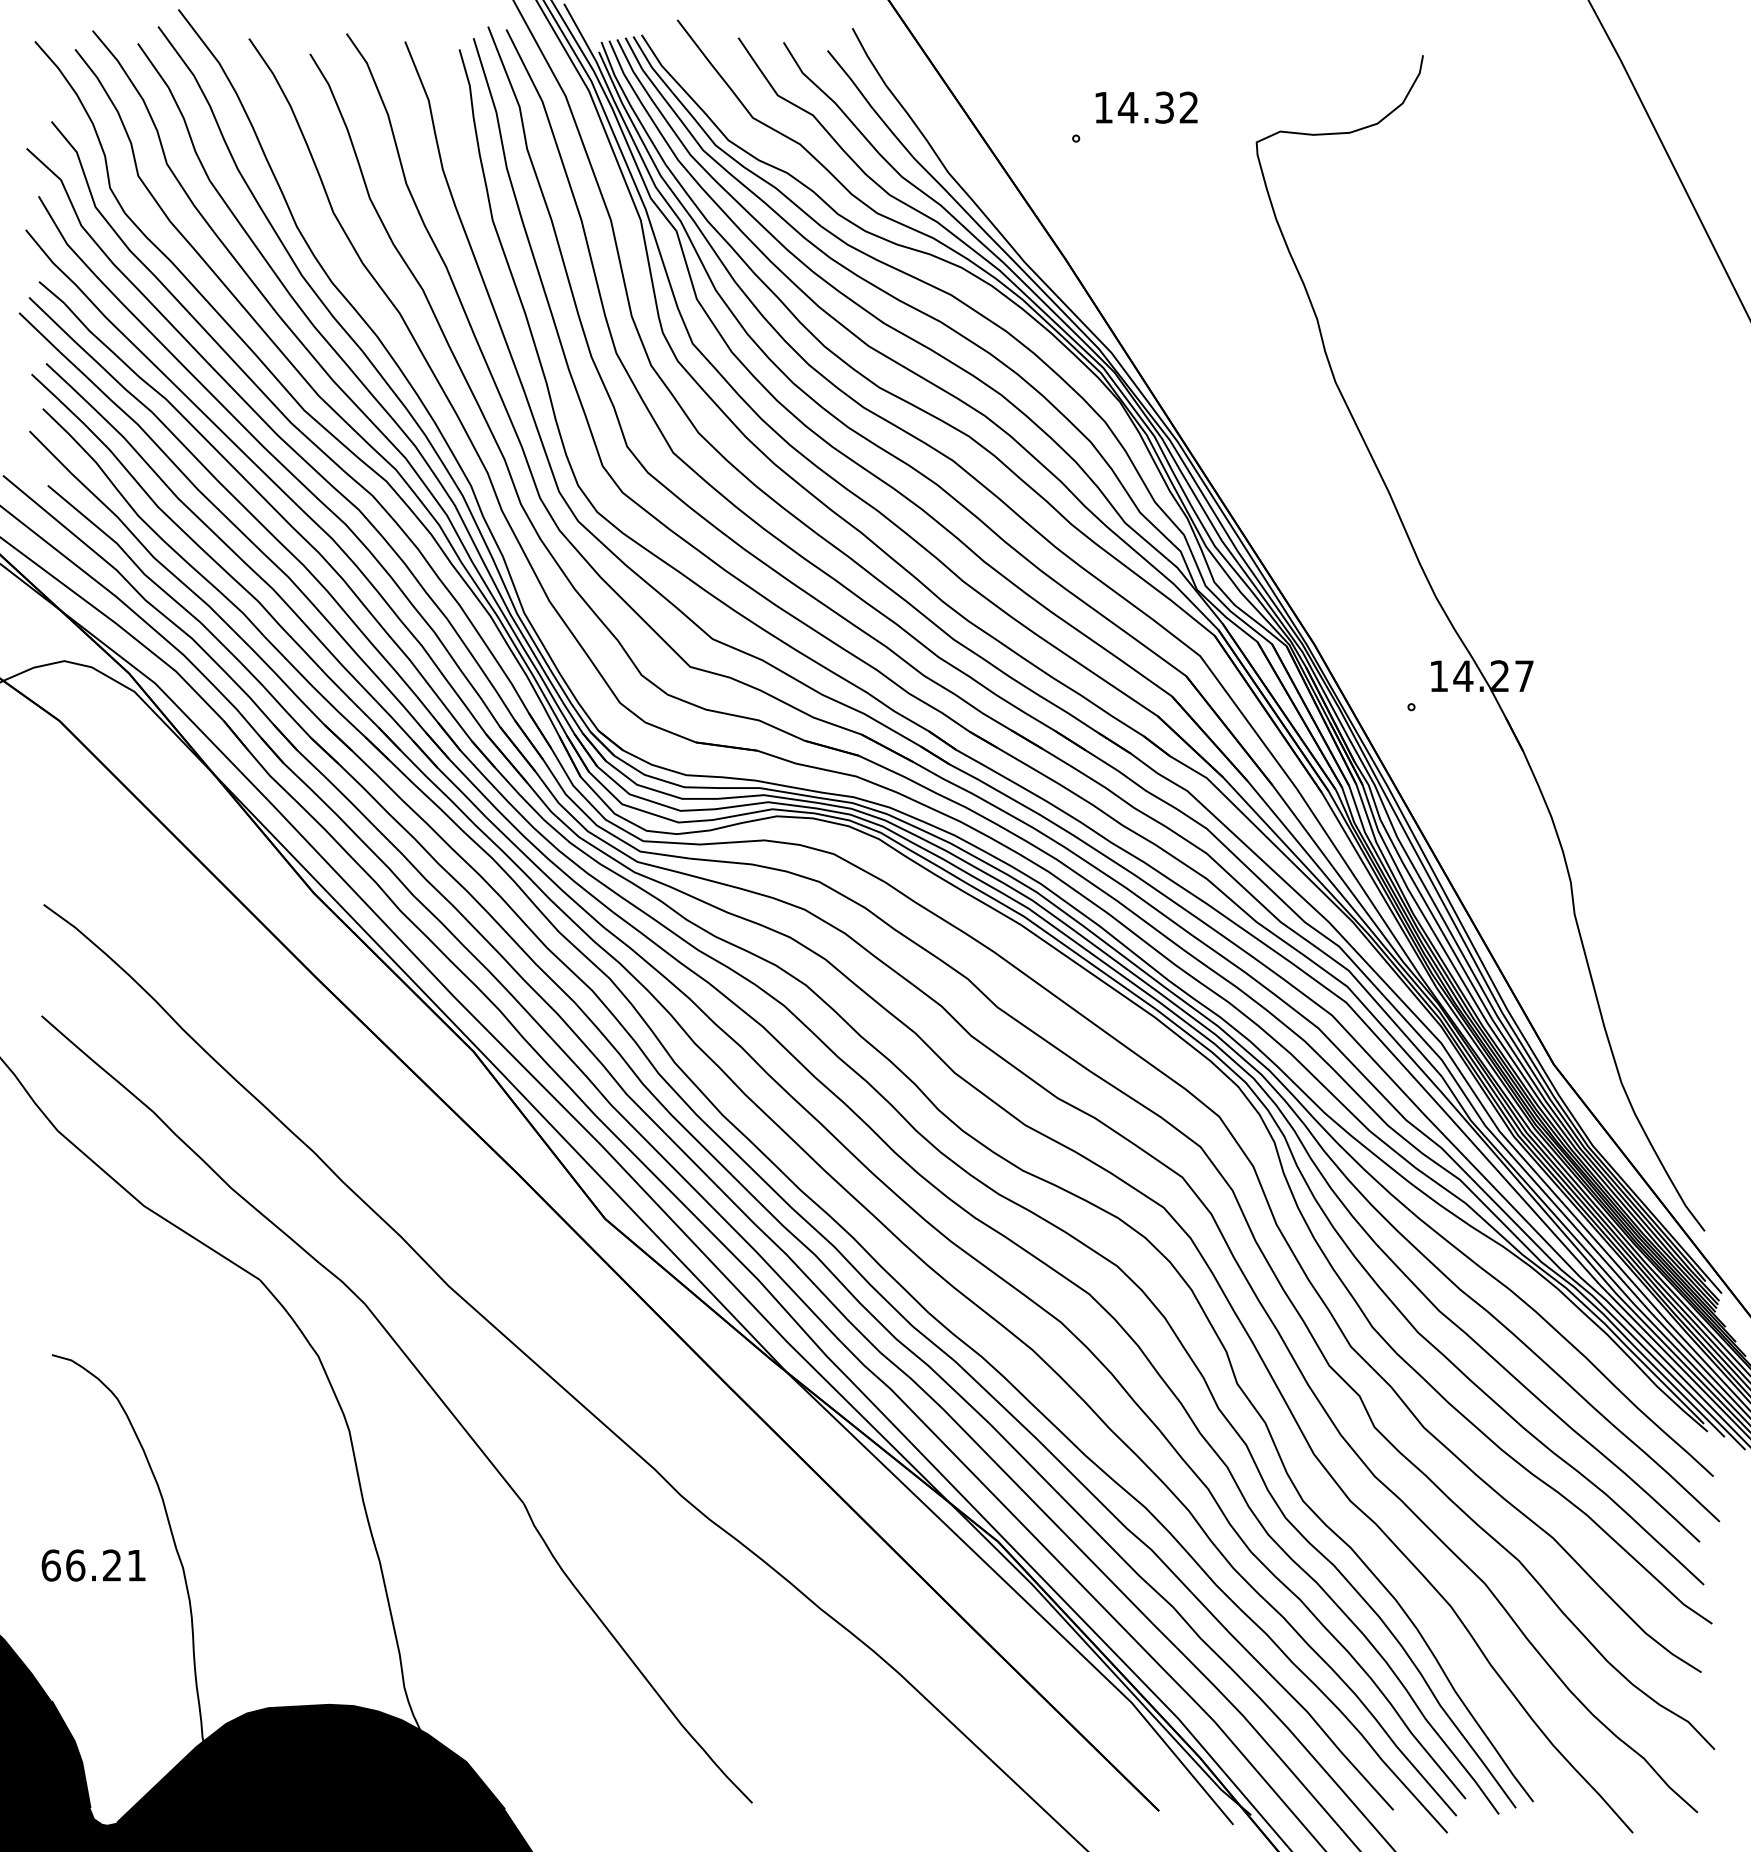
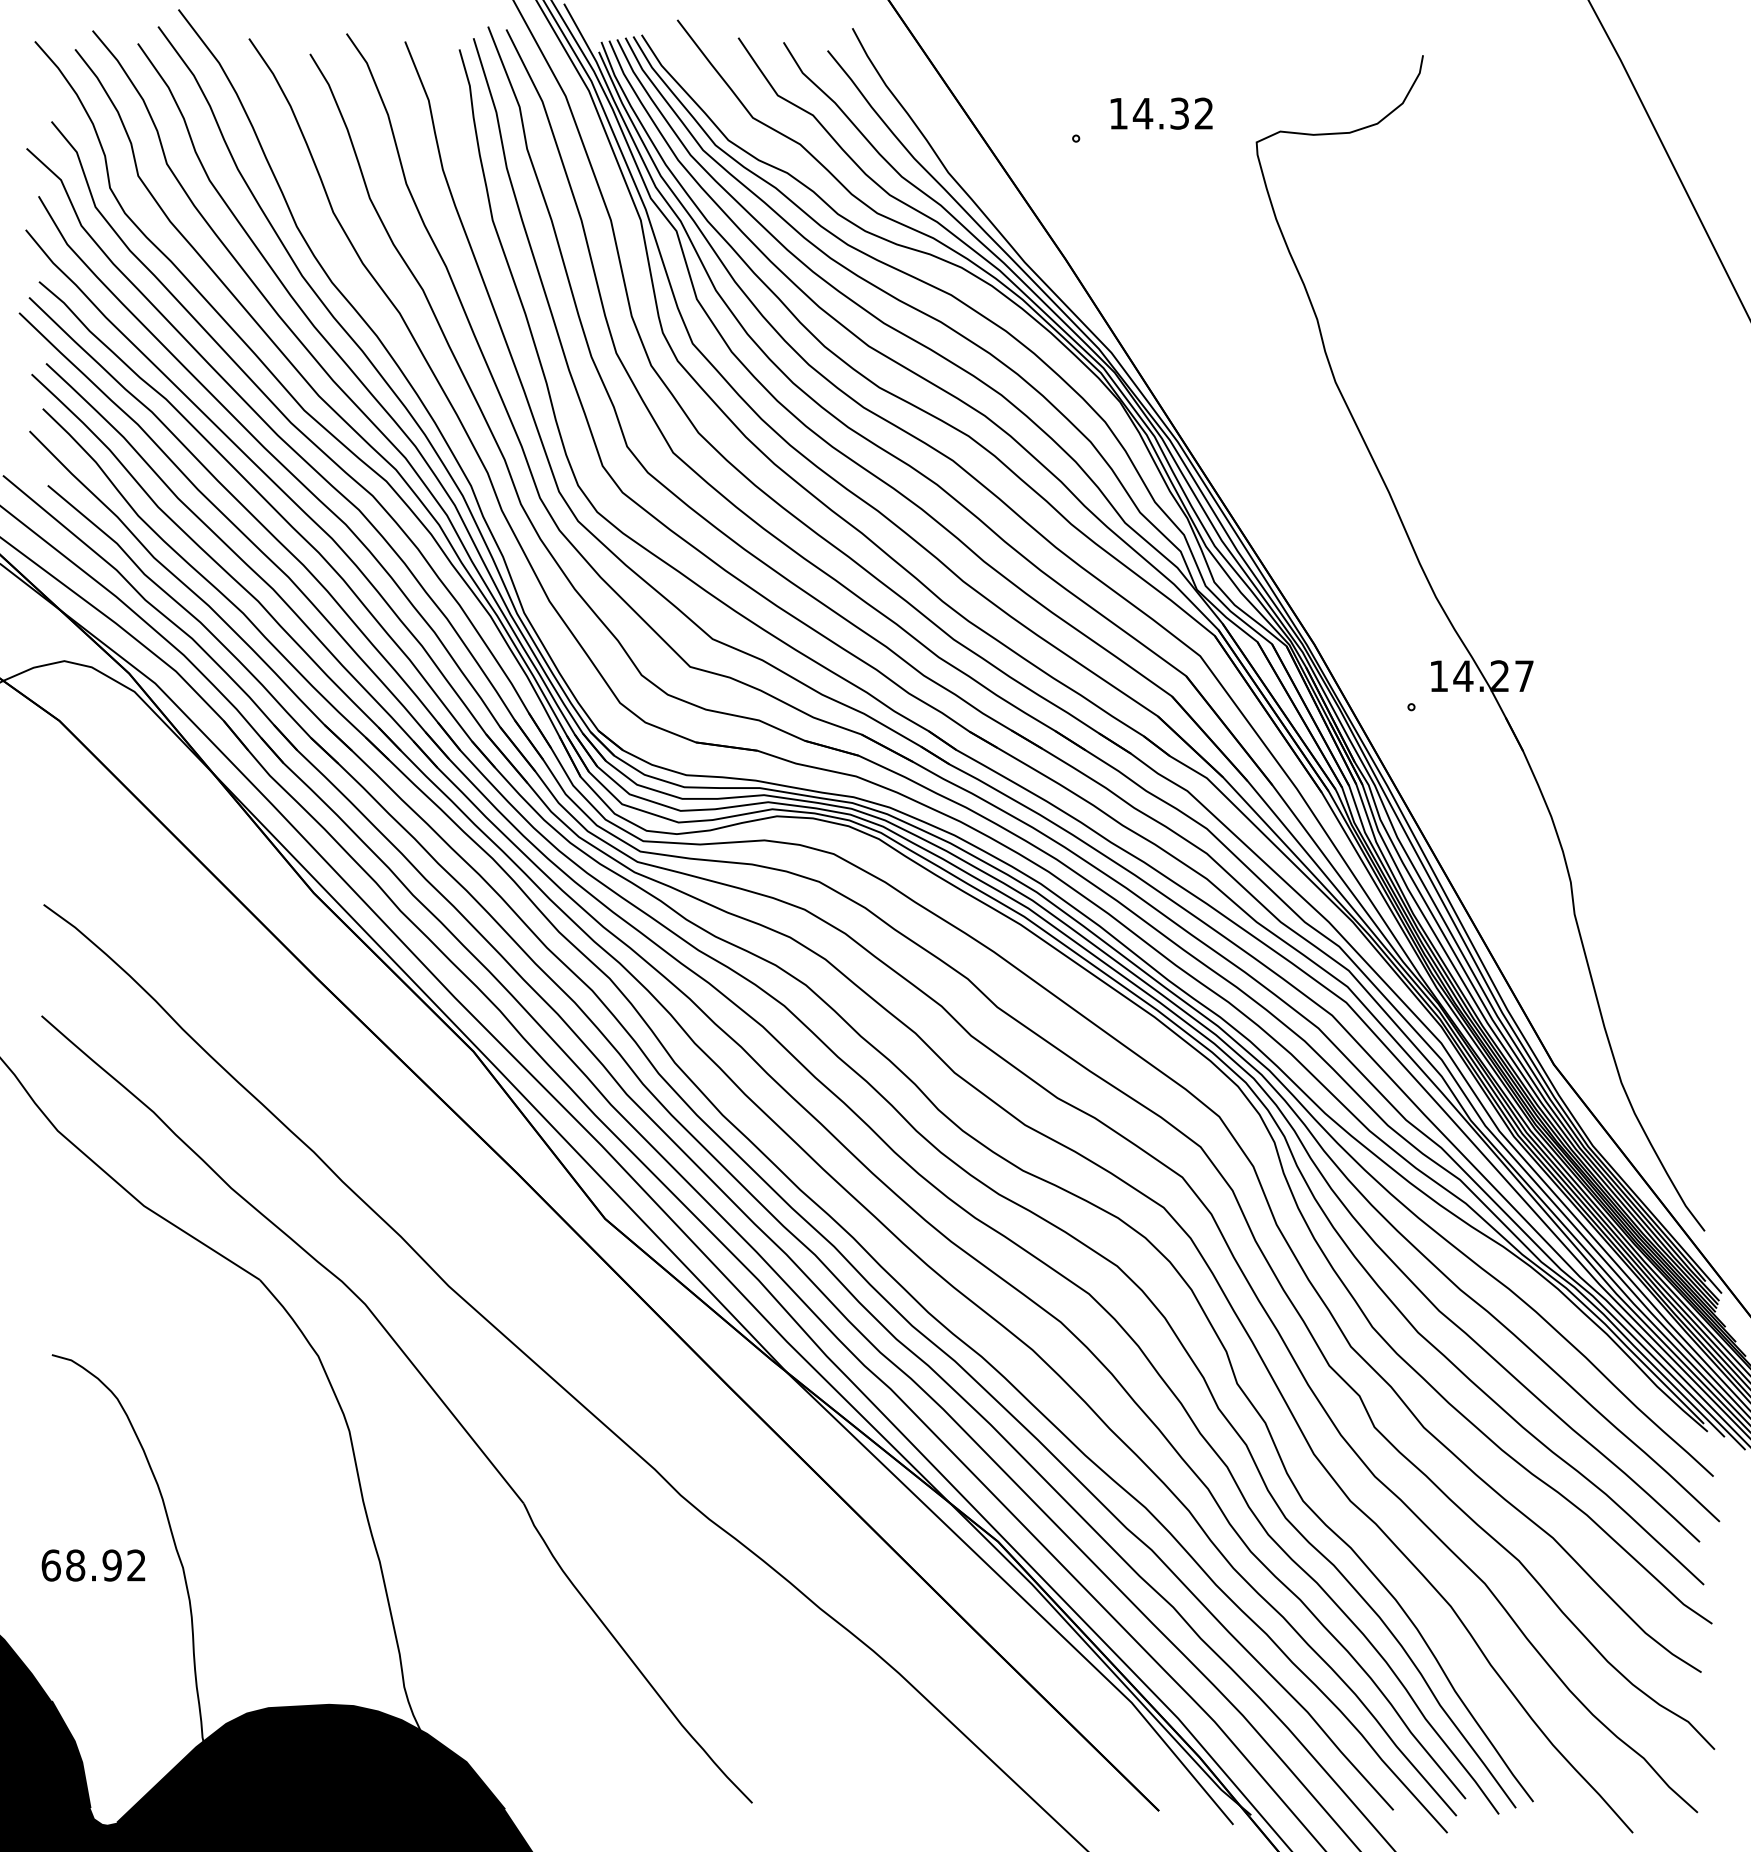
text position: (1146, 107) -> (1161, 113) (1161, 113)
text: 66.21 -> 68.92 (105, 1565)
